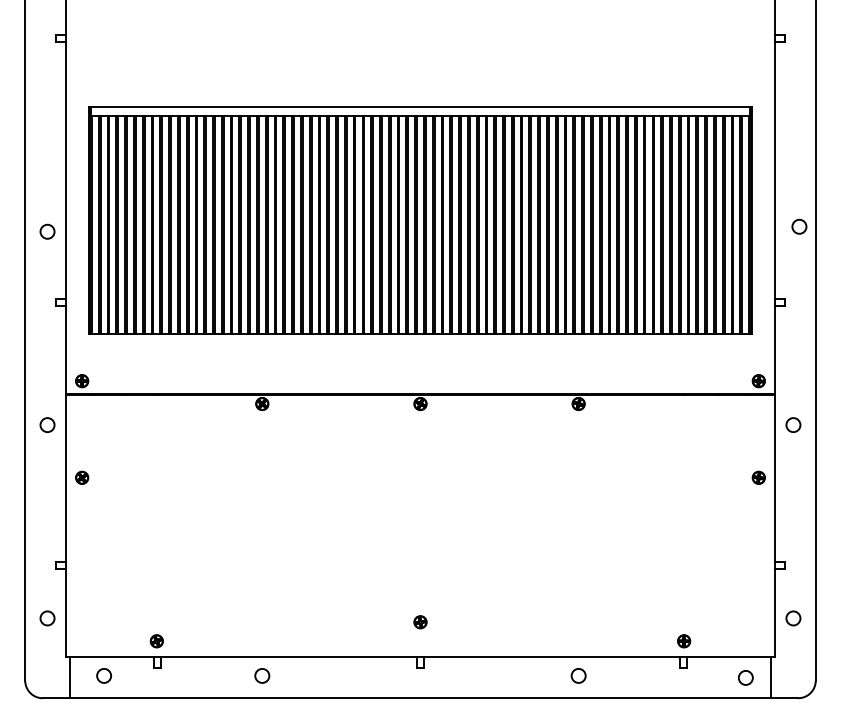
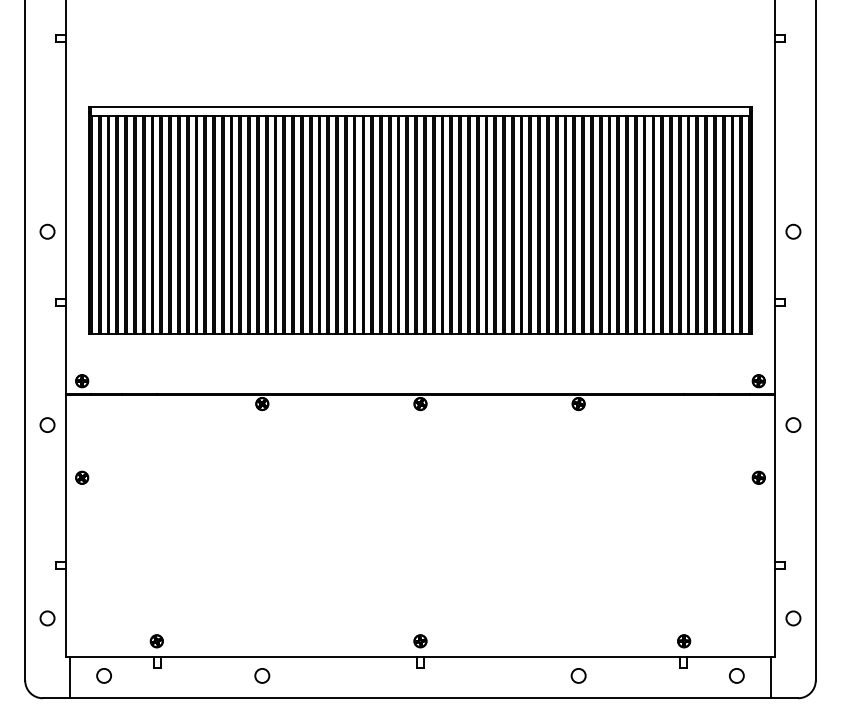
circle position: (799, 226) -> (793, 231) (793, 231)
part position: (420, 622) -> (420, 641) (420, 641)
circle position: (745, 677) -> (736, 675) (736, 675)
